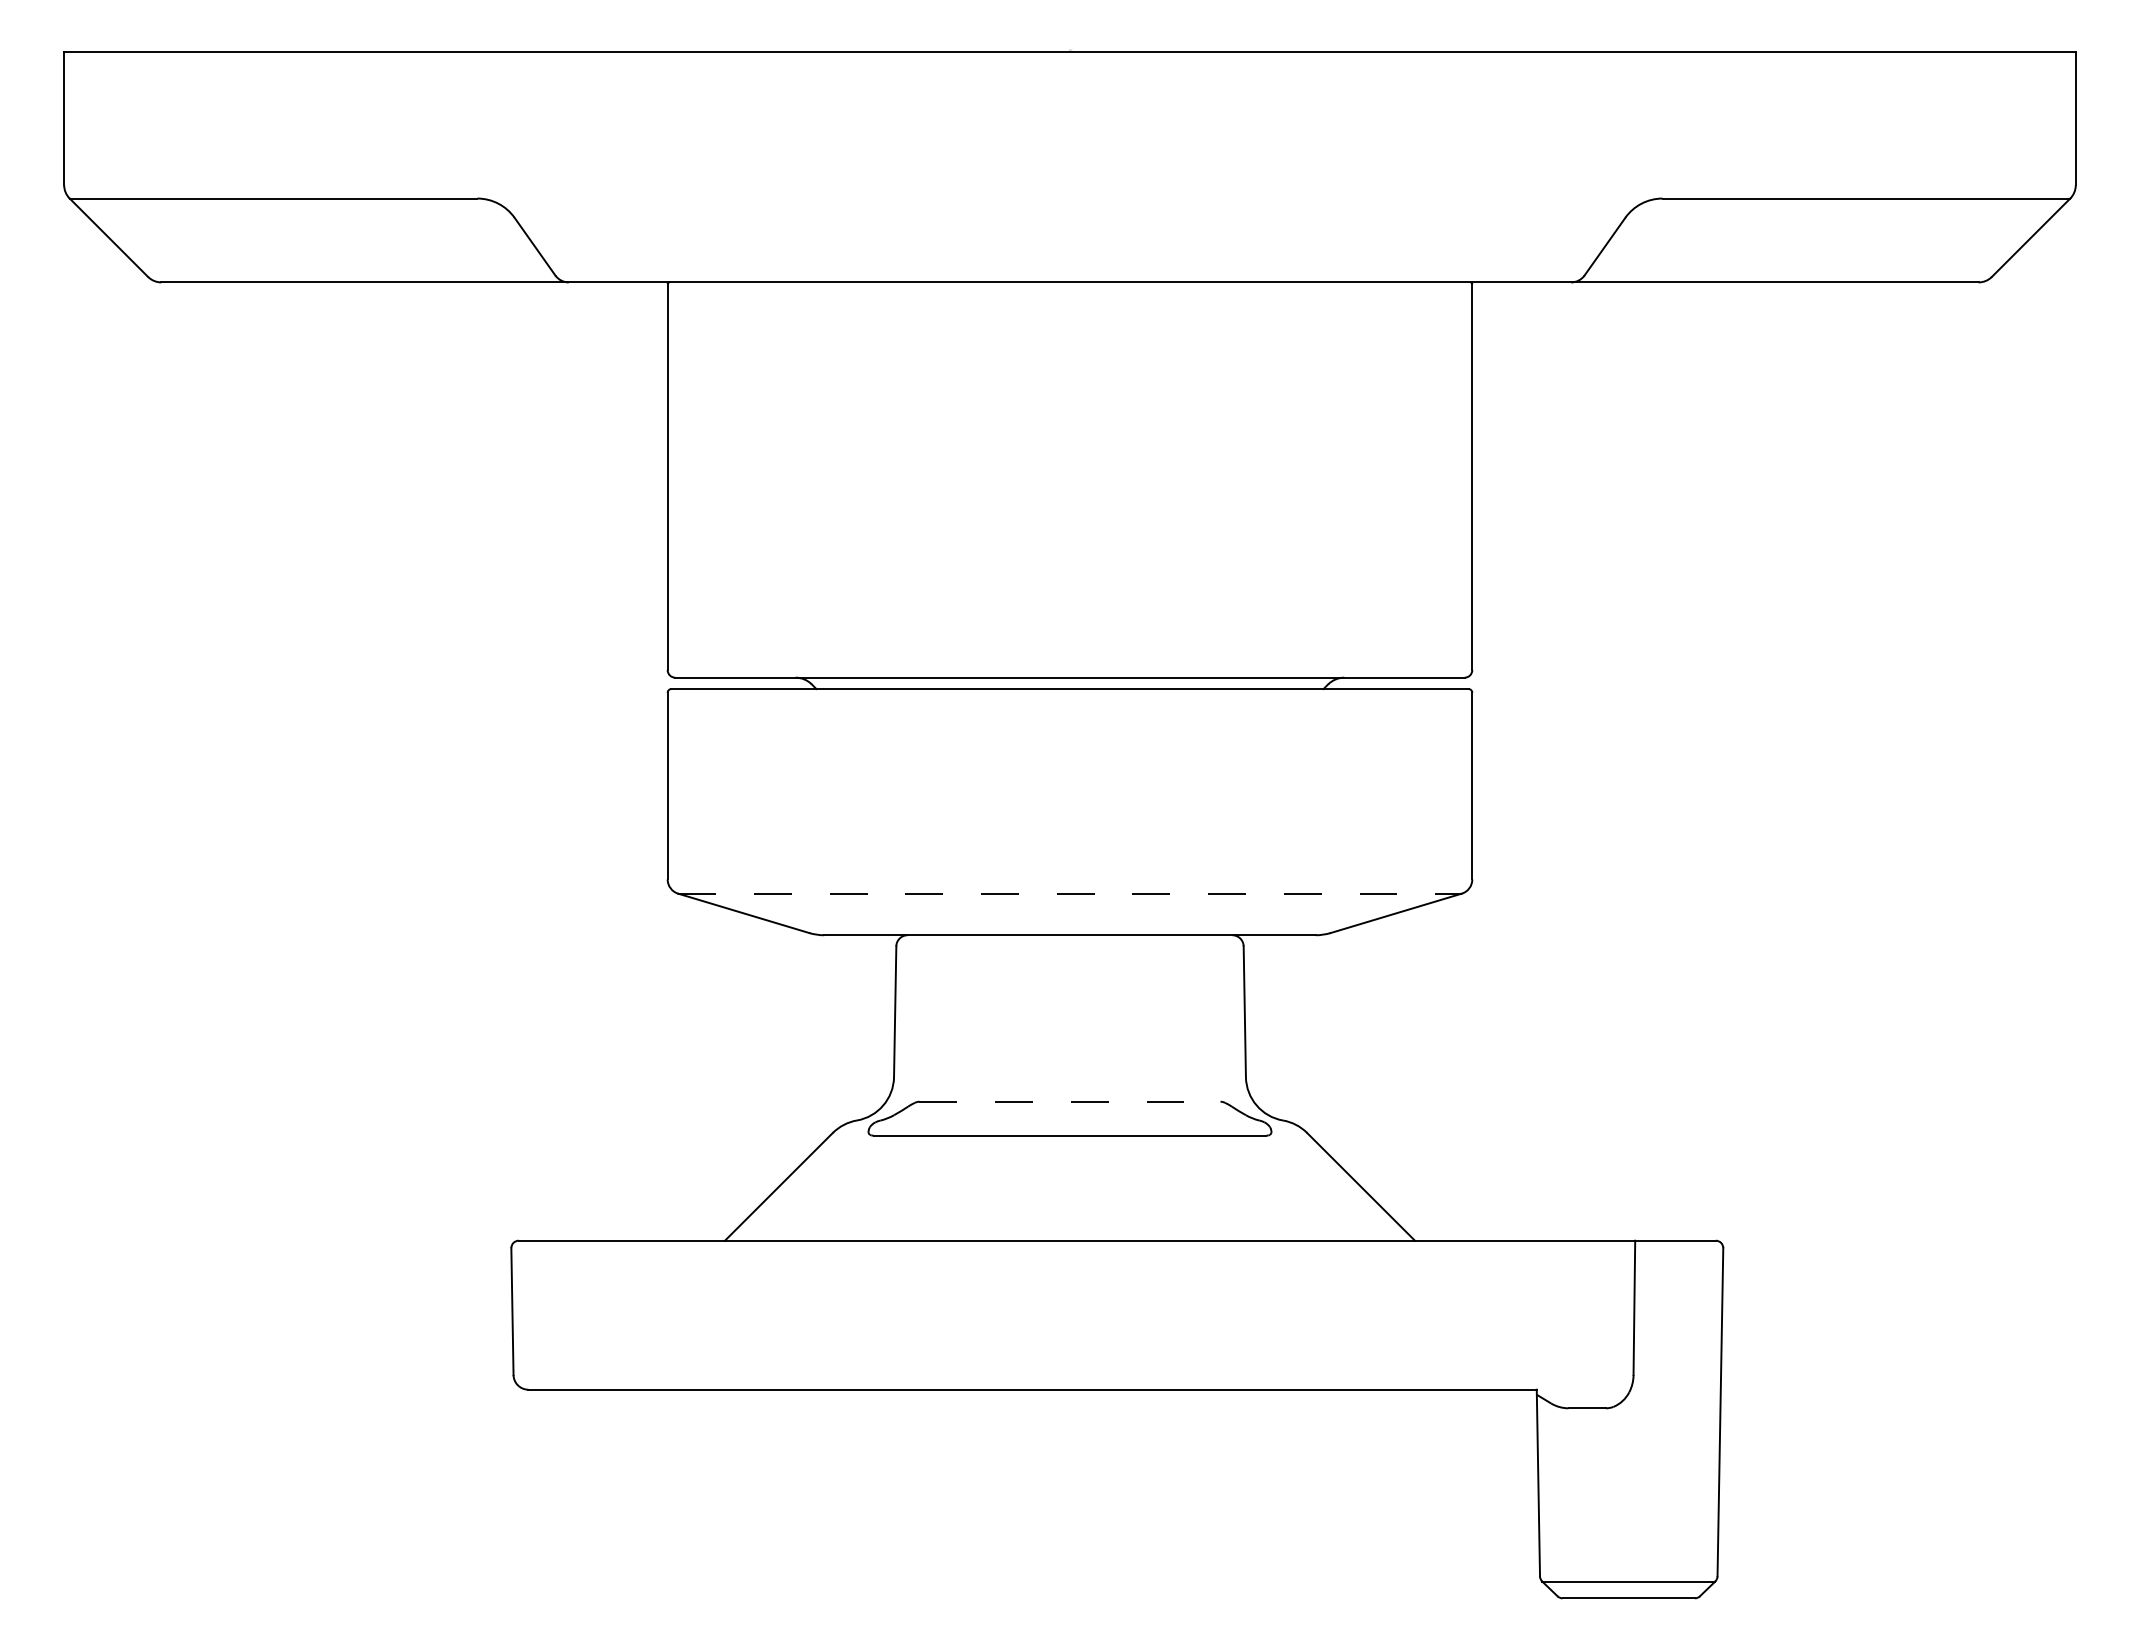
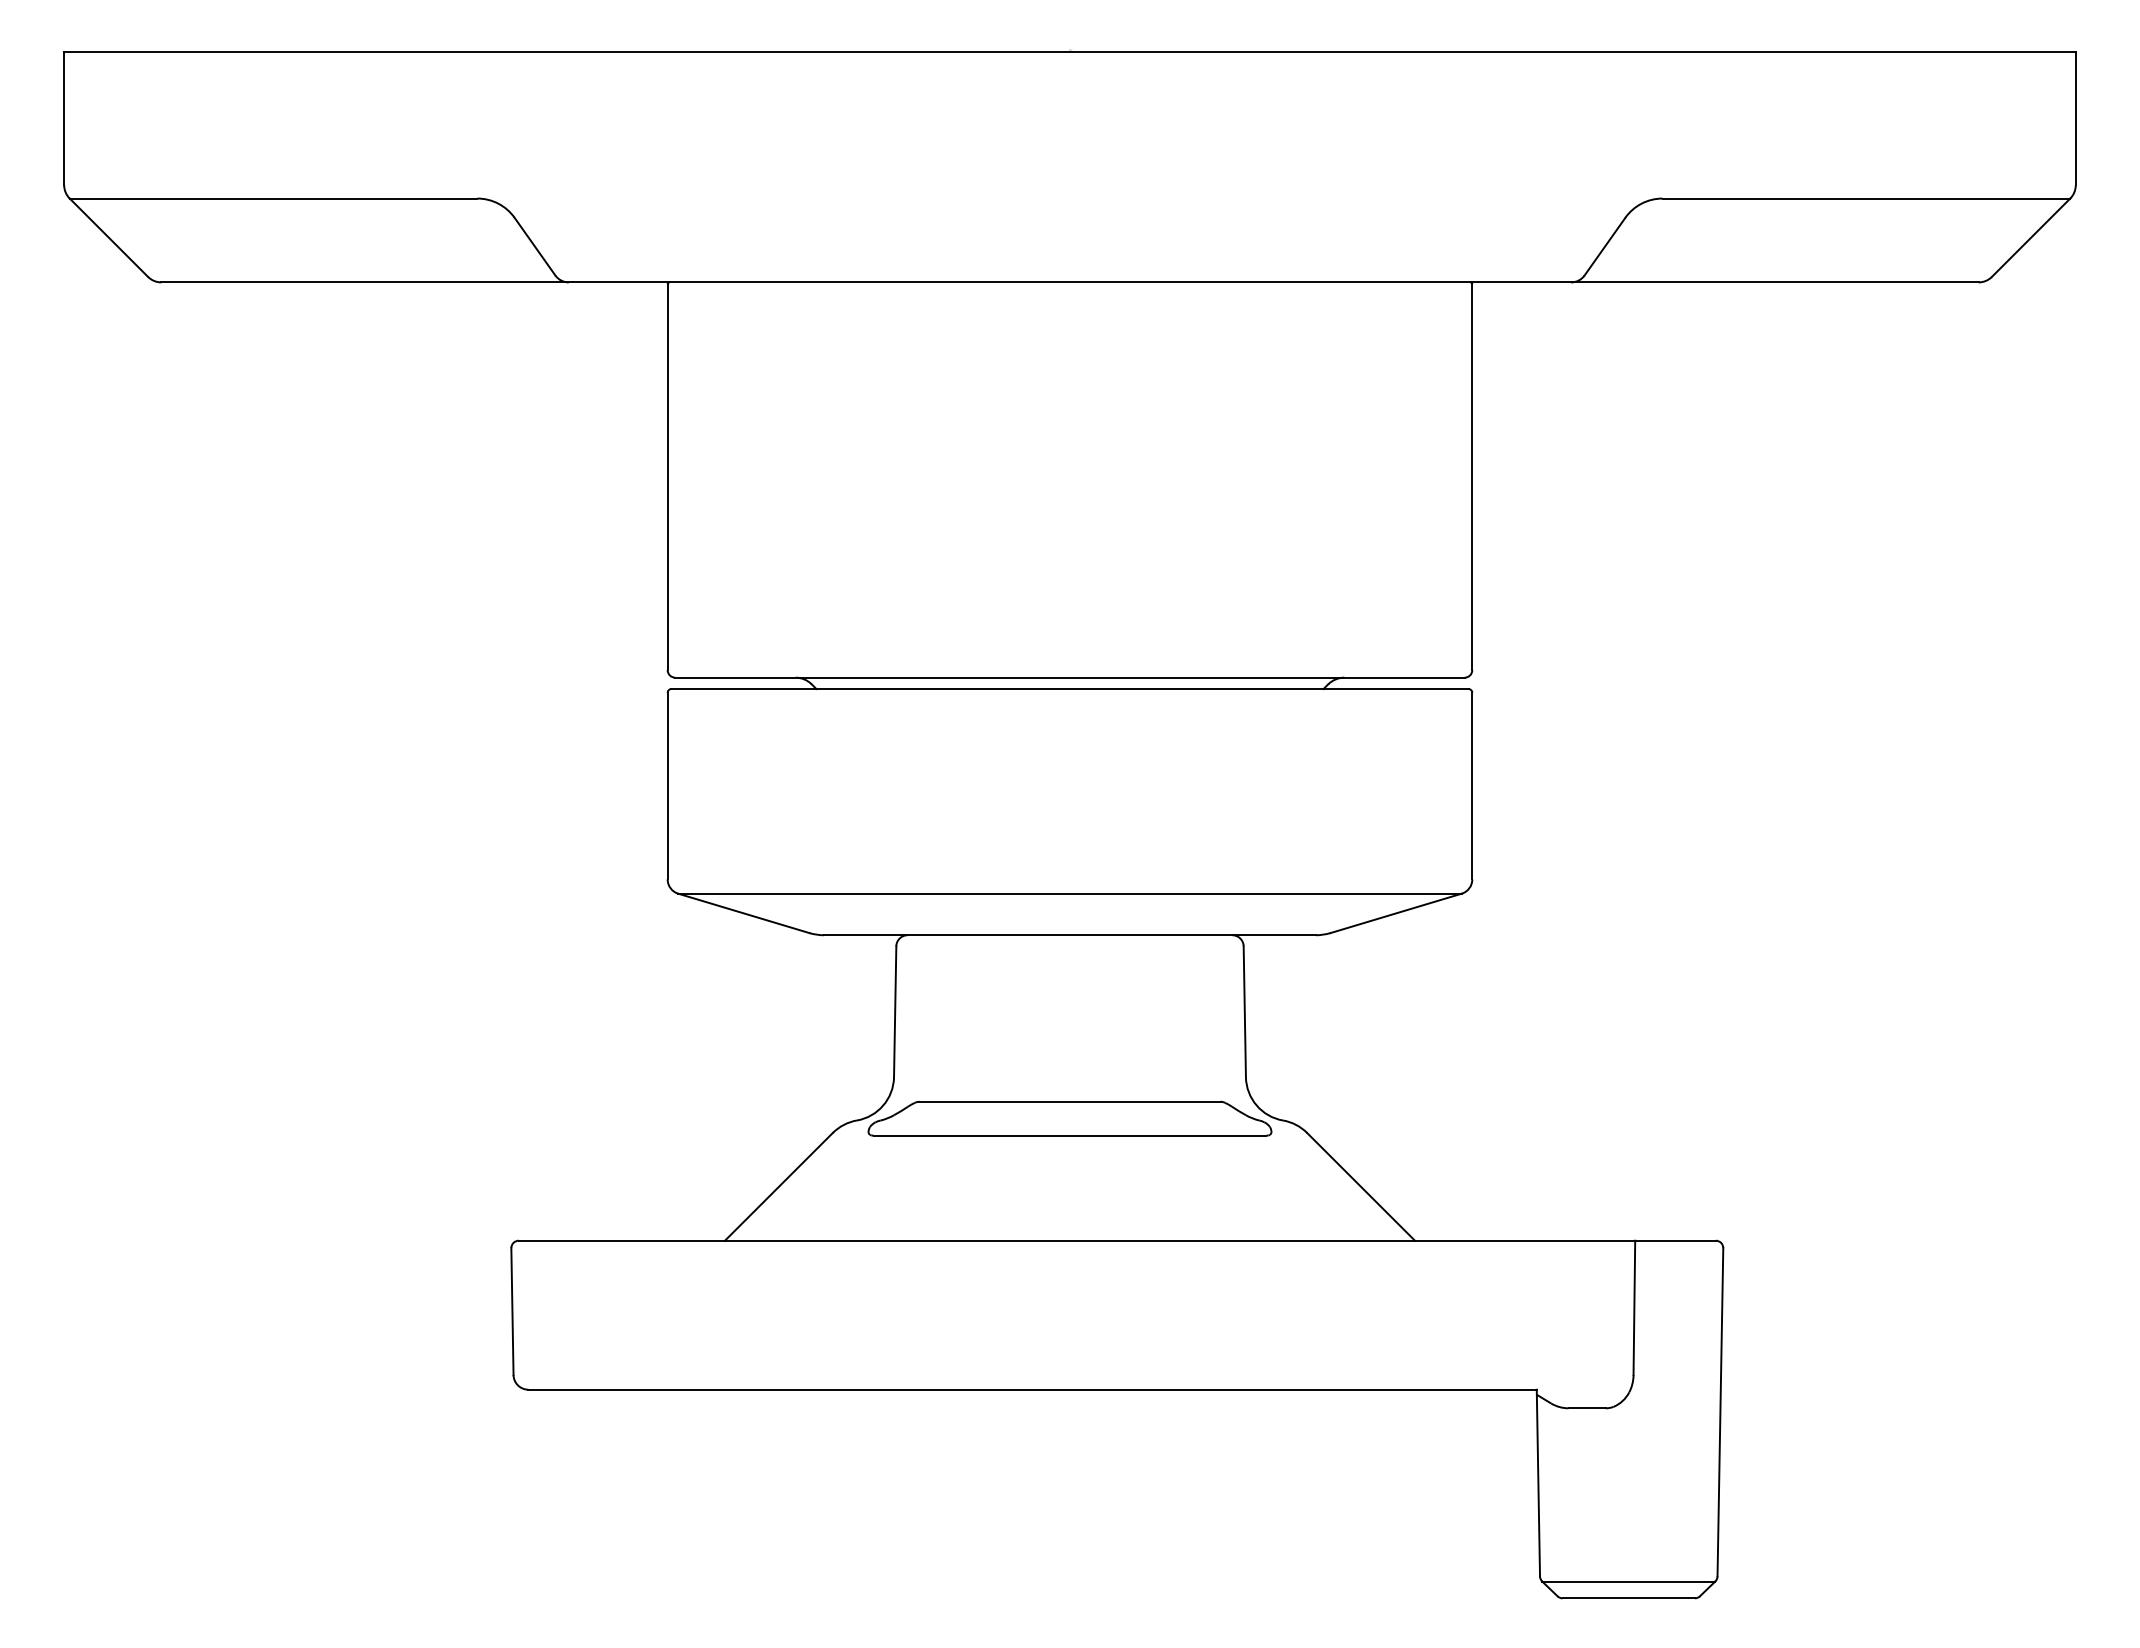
line: dashed -> solid (1070, 893)
line: dashed -> solid (1070, 1101)
